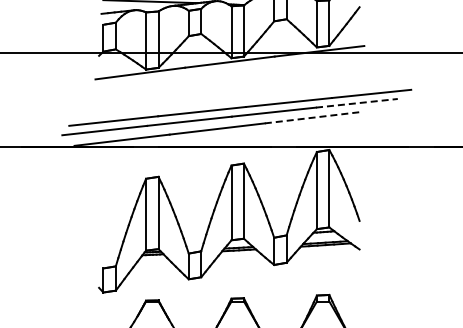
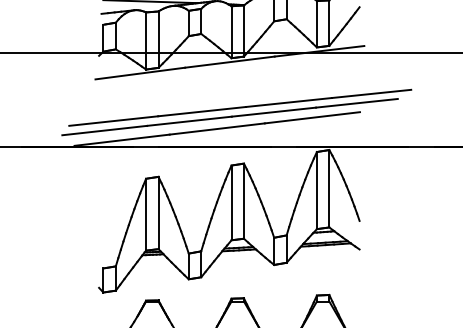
line: dashed -> solid (357, 103)
line: dashed -> solid (312, 117)
